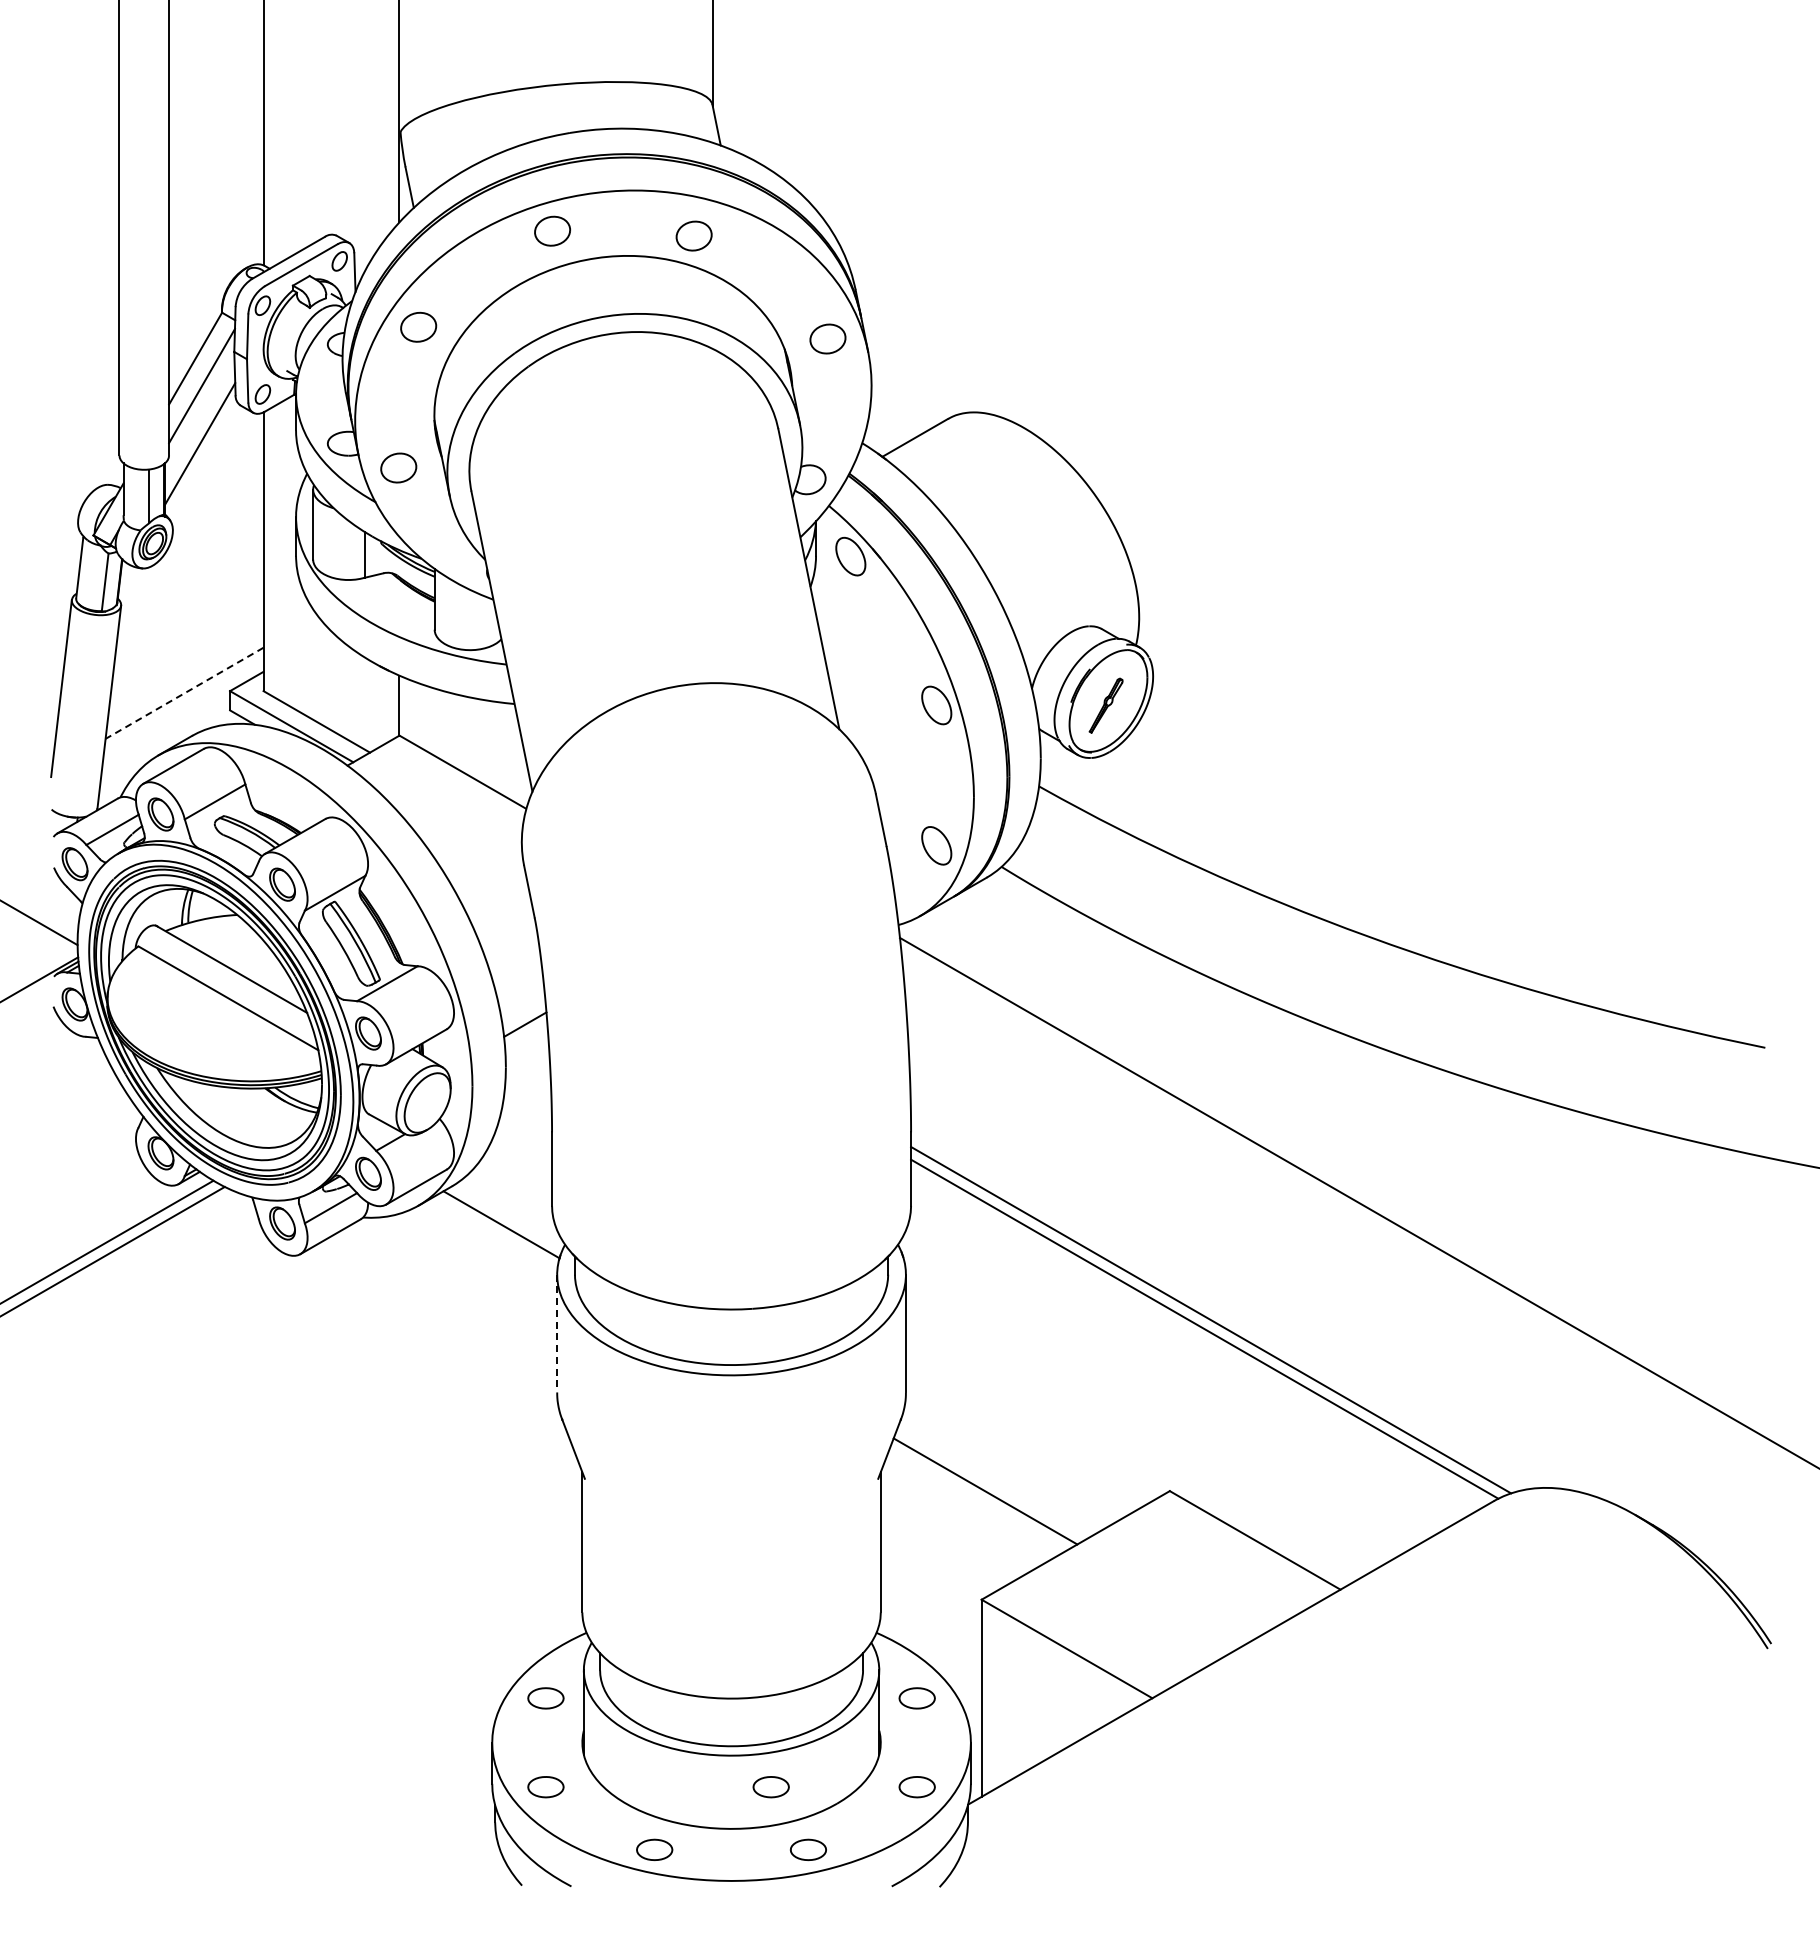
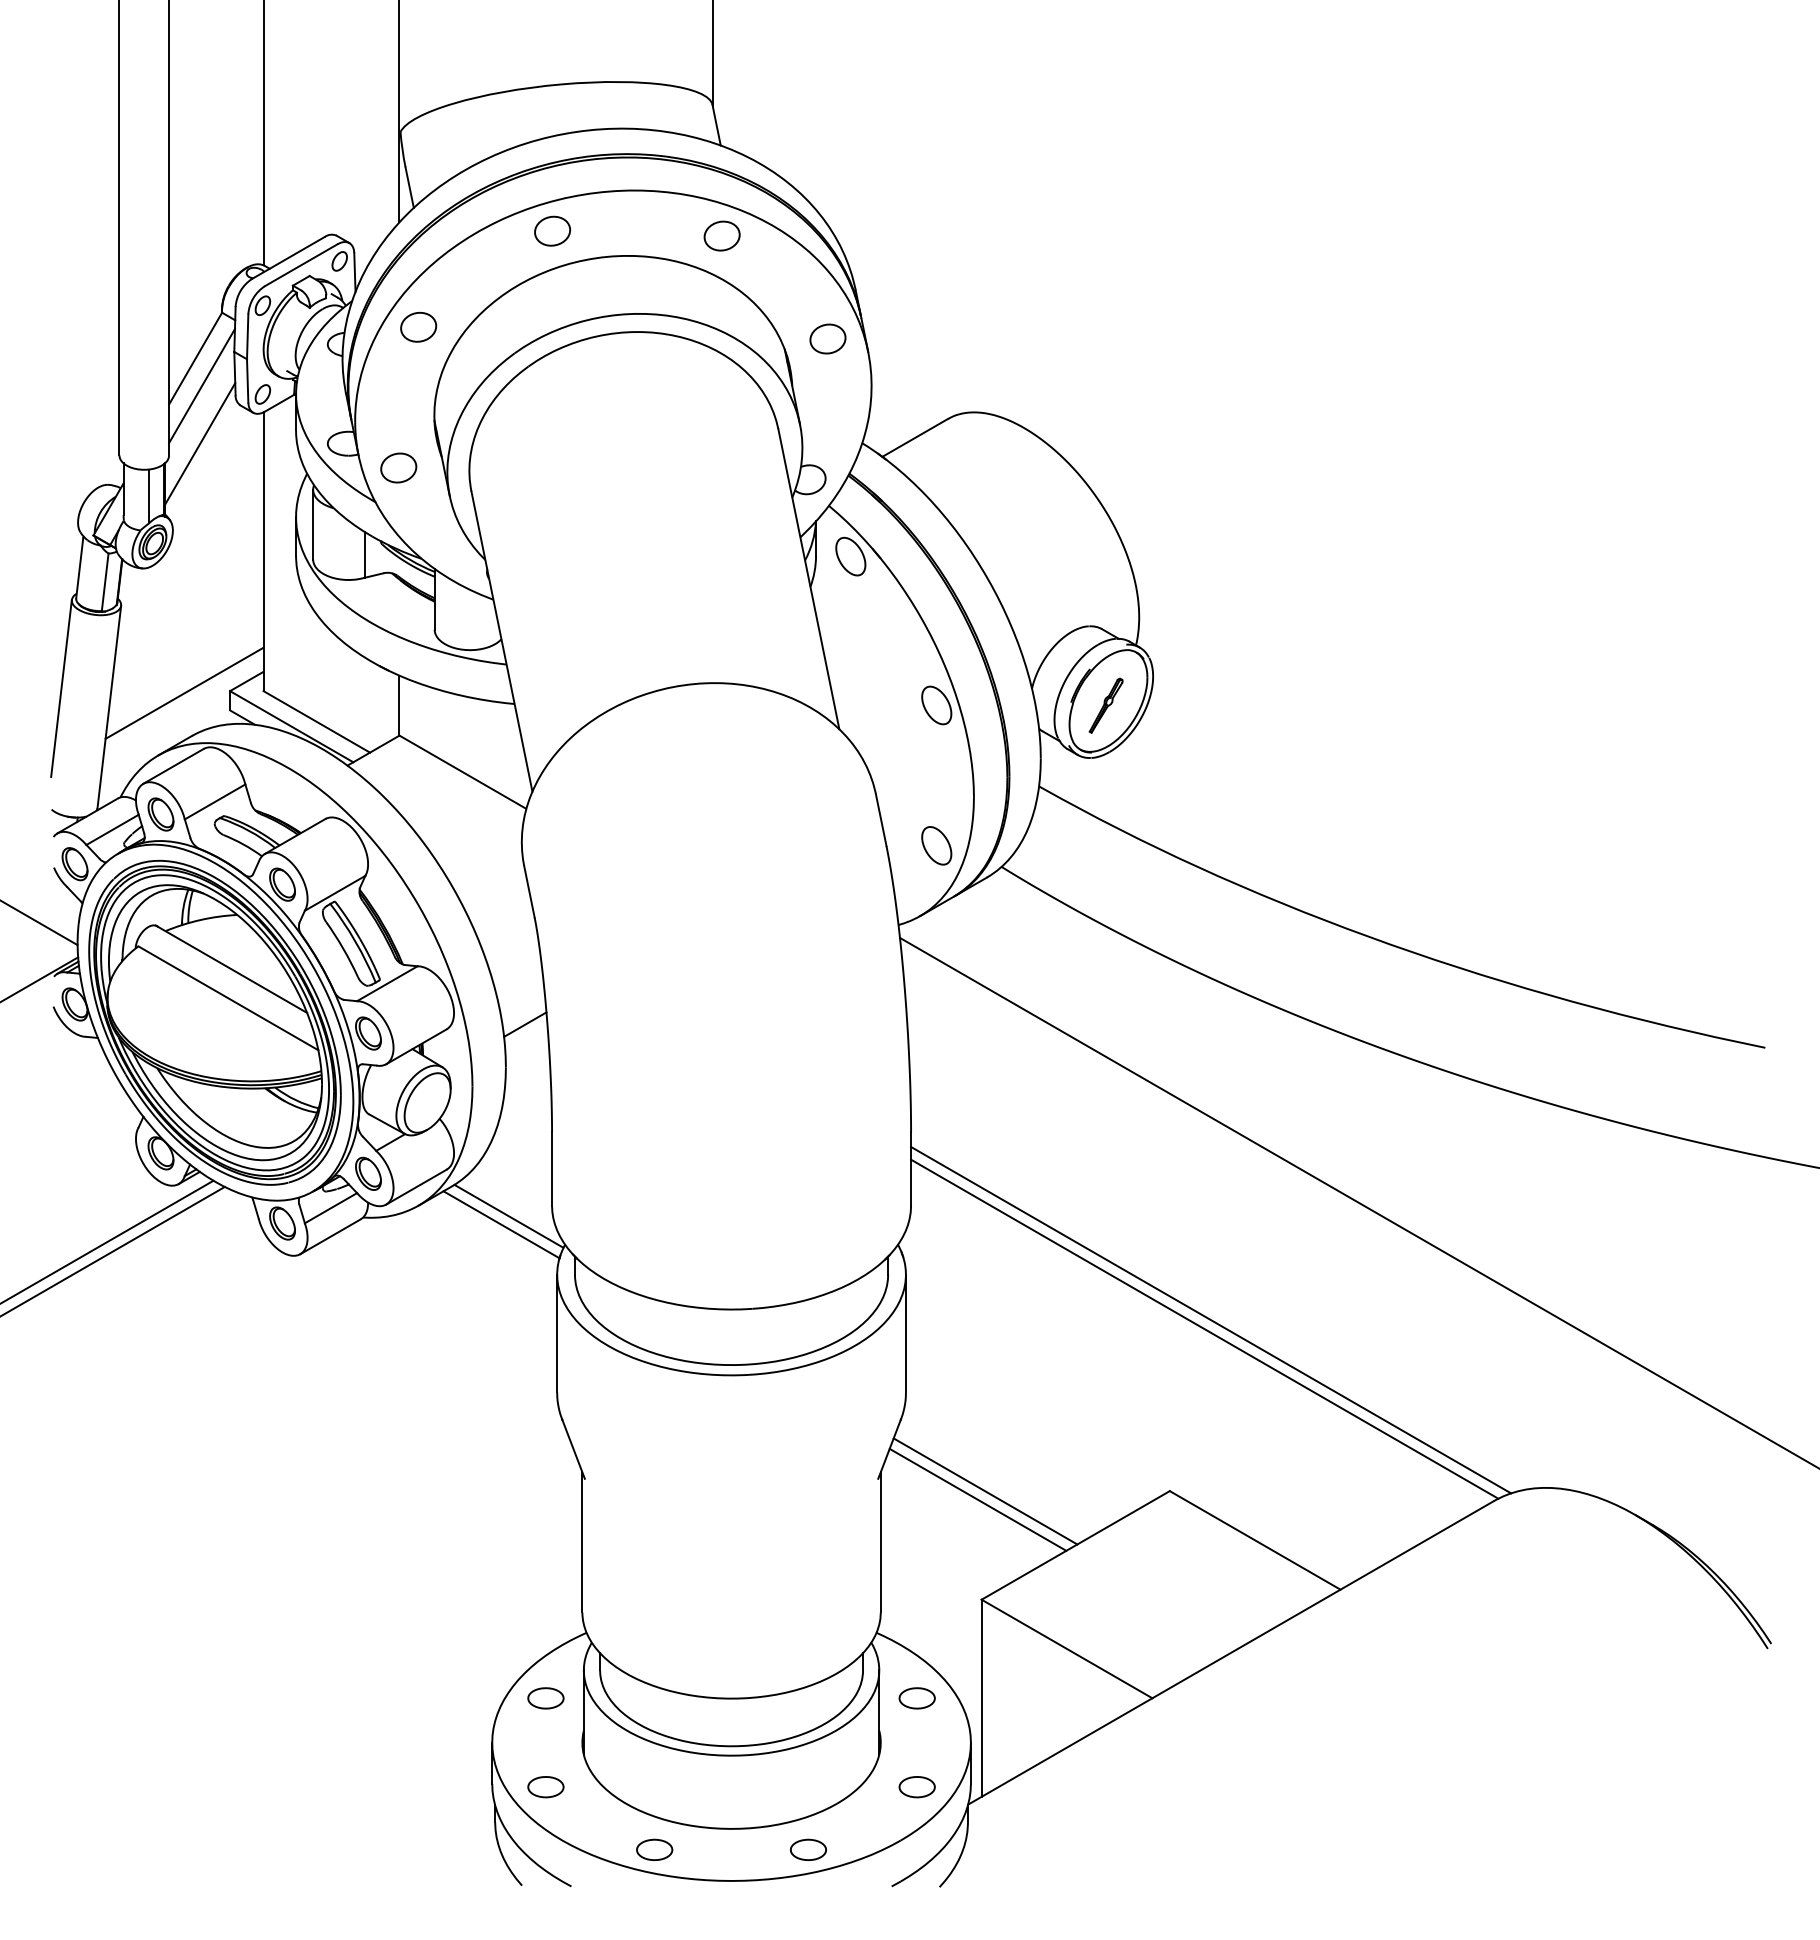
part position: (693, 235) -> (721, 235) (721, 235)
line: dashed -> solid (184, 693)
line: none -> present (508, 1215)
line: dashed -> solid (557, 1333)
line: none -> present (977, 1499)
part: present -> none (770, 1787)
